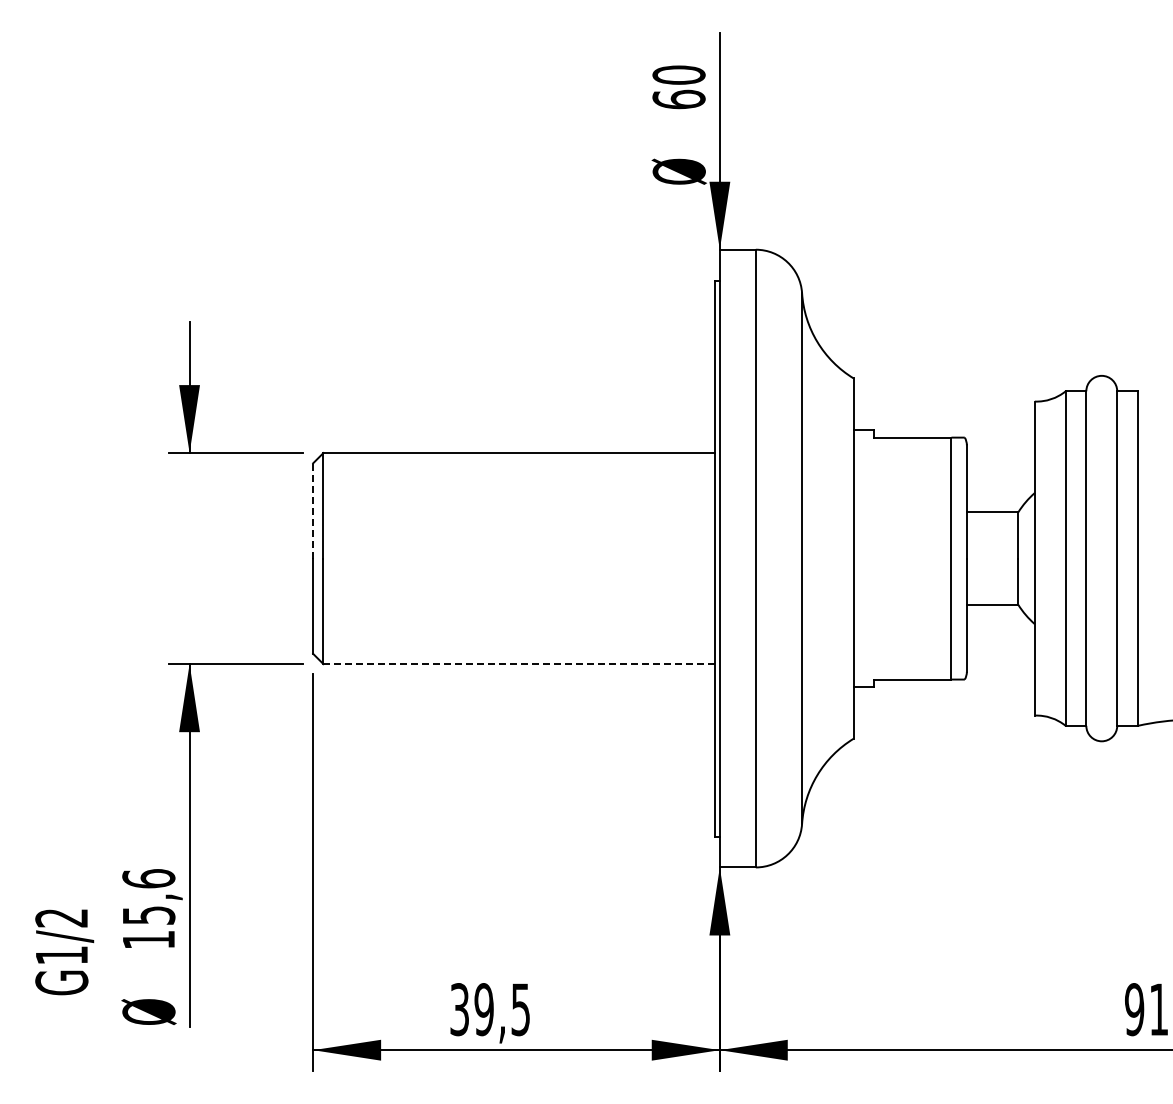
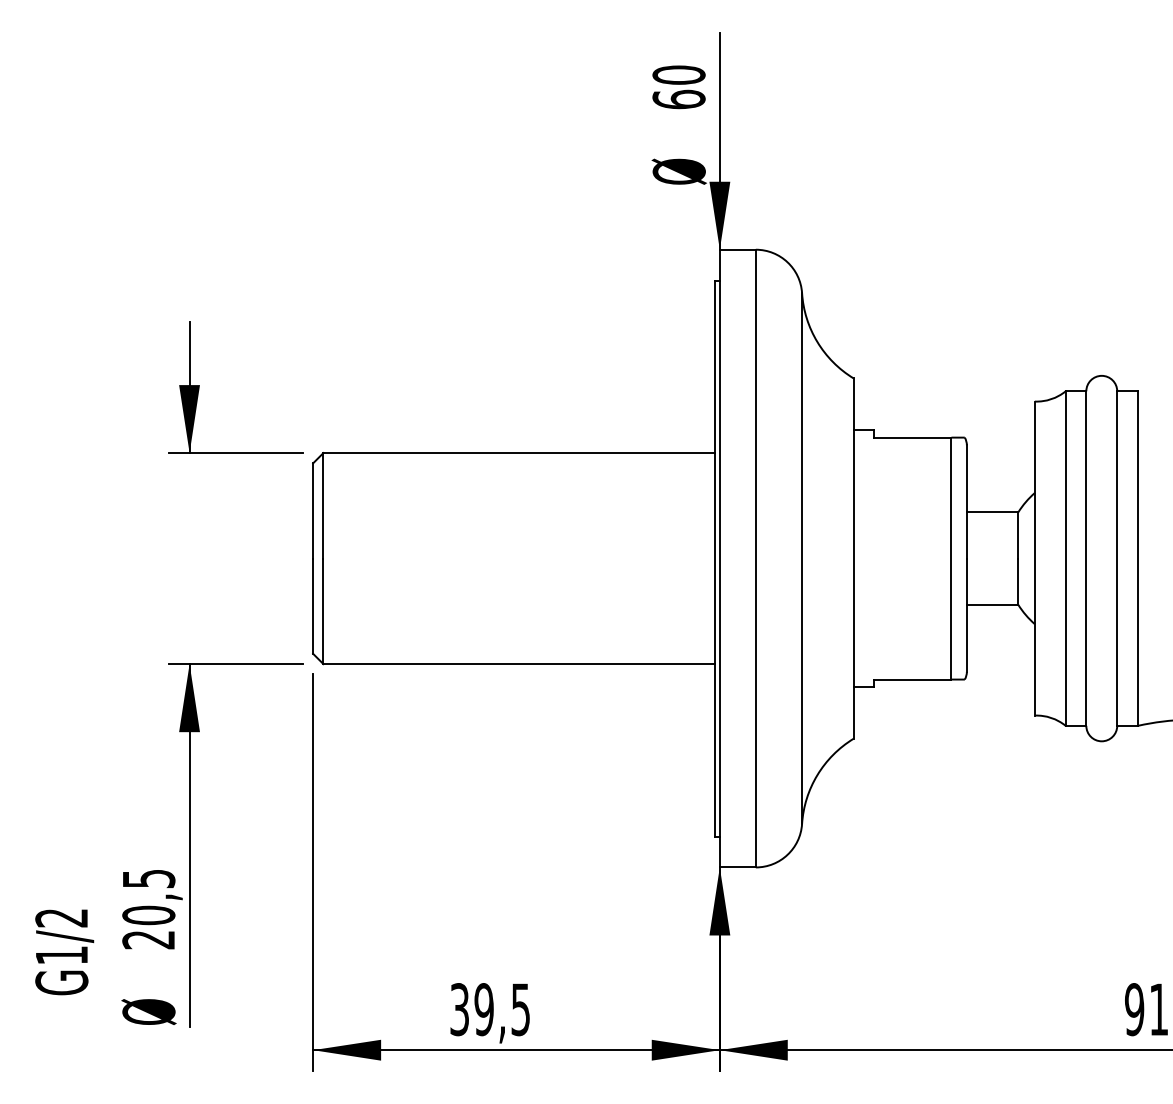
line: dashed -> solid (313, 510)
line: dashed -> solid (519, 664)
text: 15,6 -> 20,5 (148, 909)
